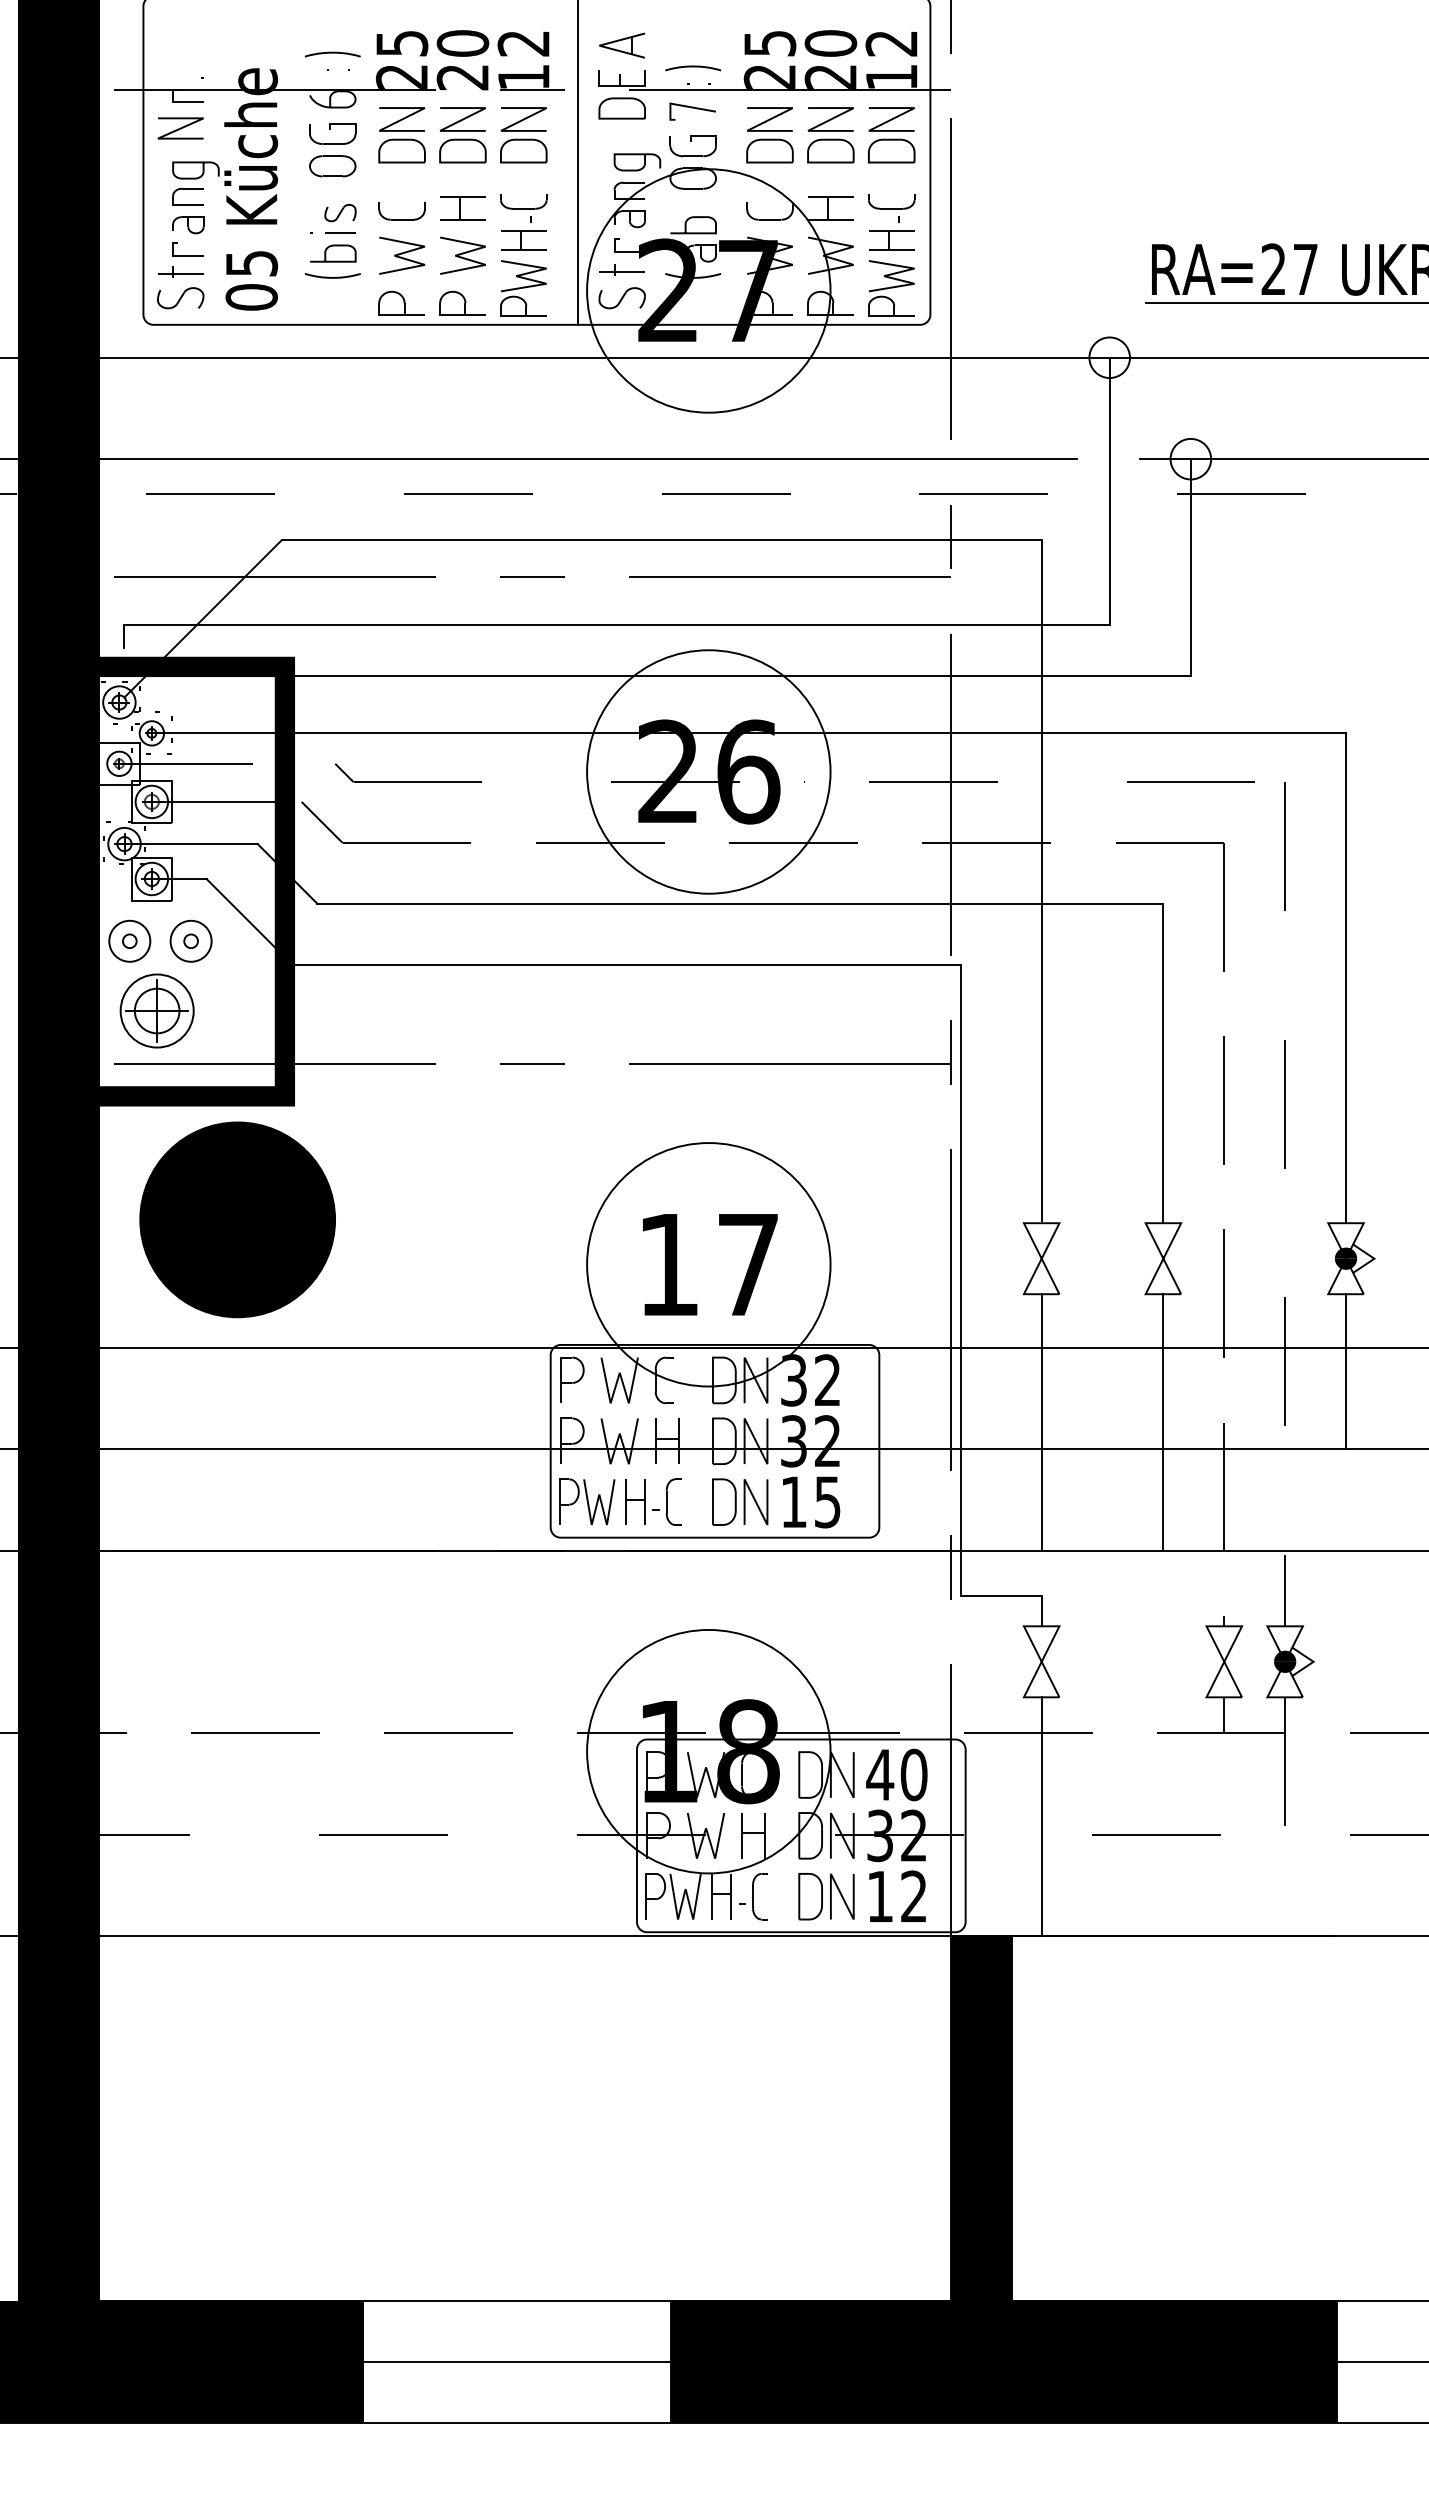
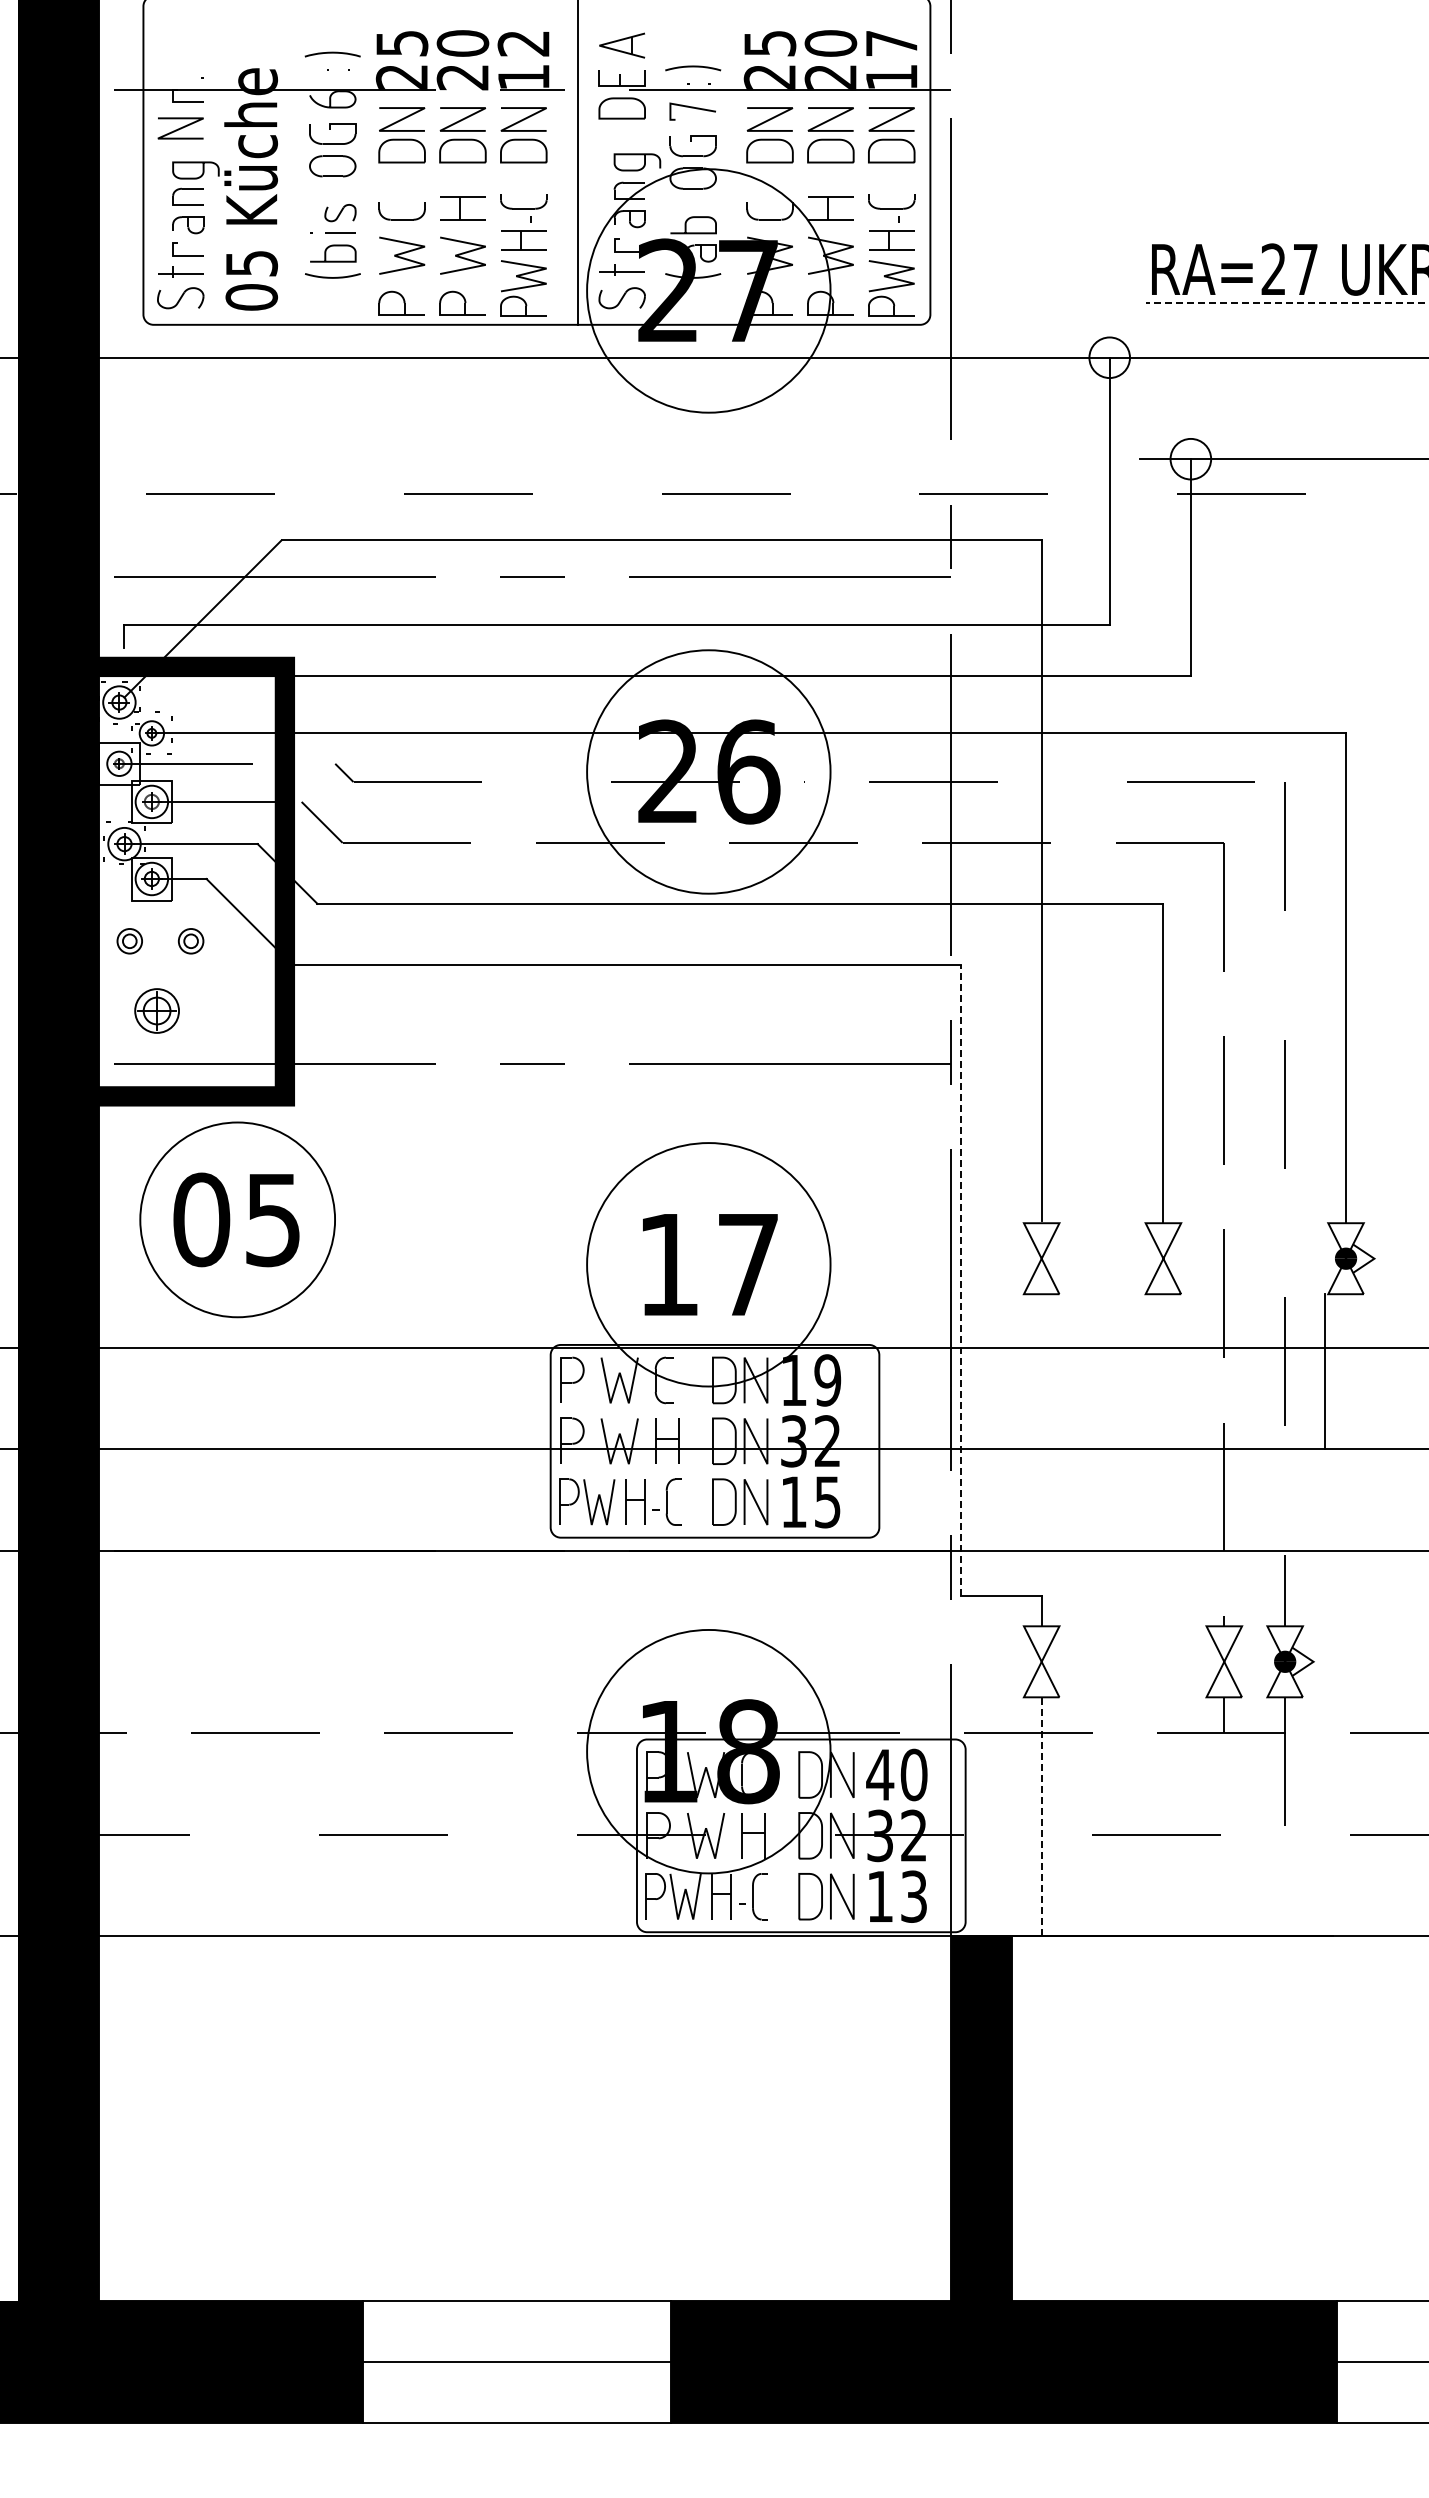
text: 12 -> 17 (891, 43)
line: solid -> dashed (1287, 302)
line: present -> none (539, 459)
circle diameter: 41 px -> 25 px (129, 941)
circle diameter: 41 px -> 25 px (190, 941)
part size: 76x76 px -> 46x46 px (156, 1010)
fill: present -> none (237, 1219)
line: solid -> dashed (960, 1280)
line position: (1346, 1371) -> (1325, 1371) (1325, 1371)
text: 32 -> 19 (811, 1380)
line: present -> none (1041, 1422)
line: present -> none (1163, 1422)
line: solid -> dashed (1041, 1816)
text: 12 -> 13 (913, 1896)
